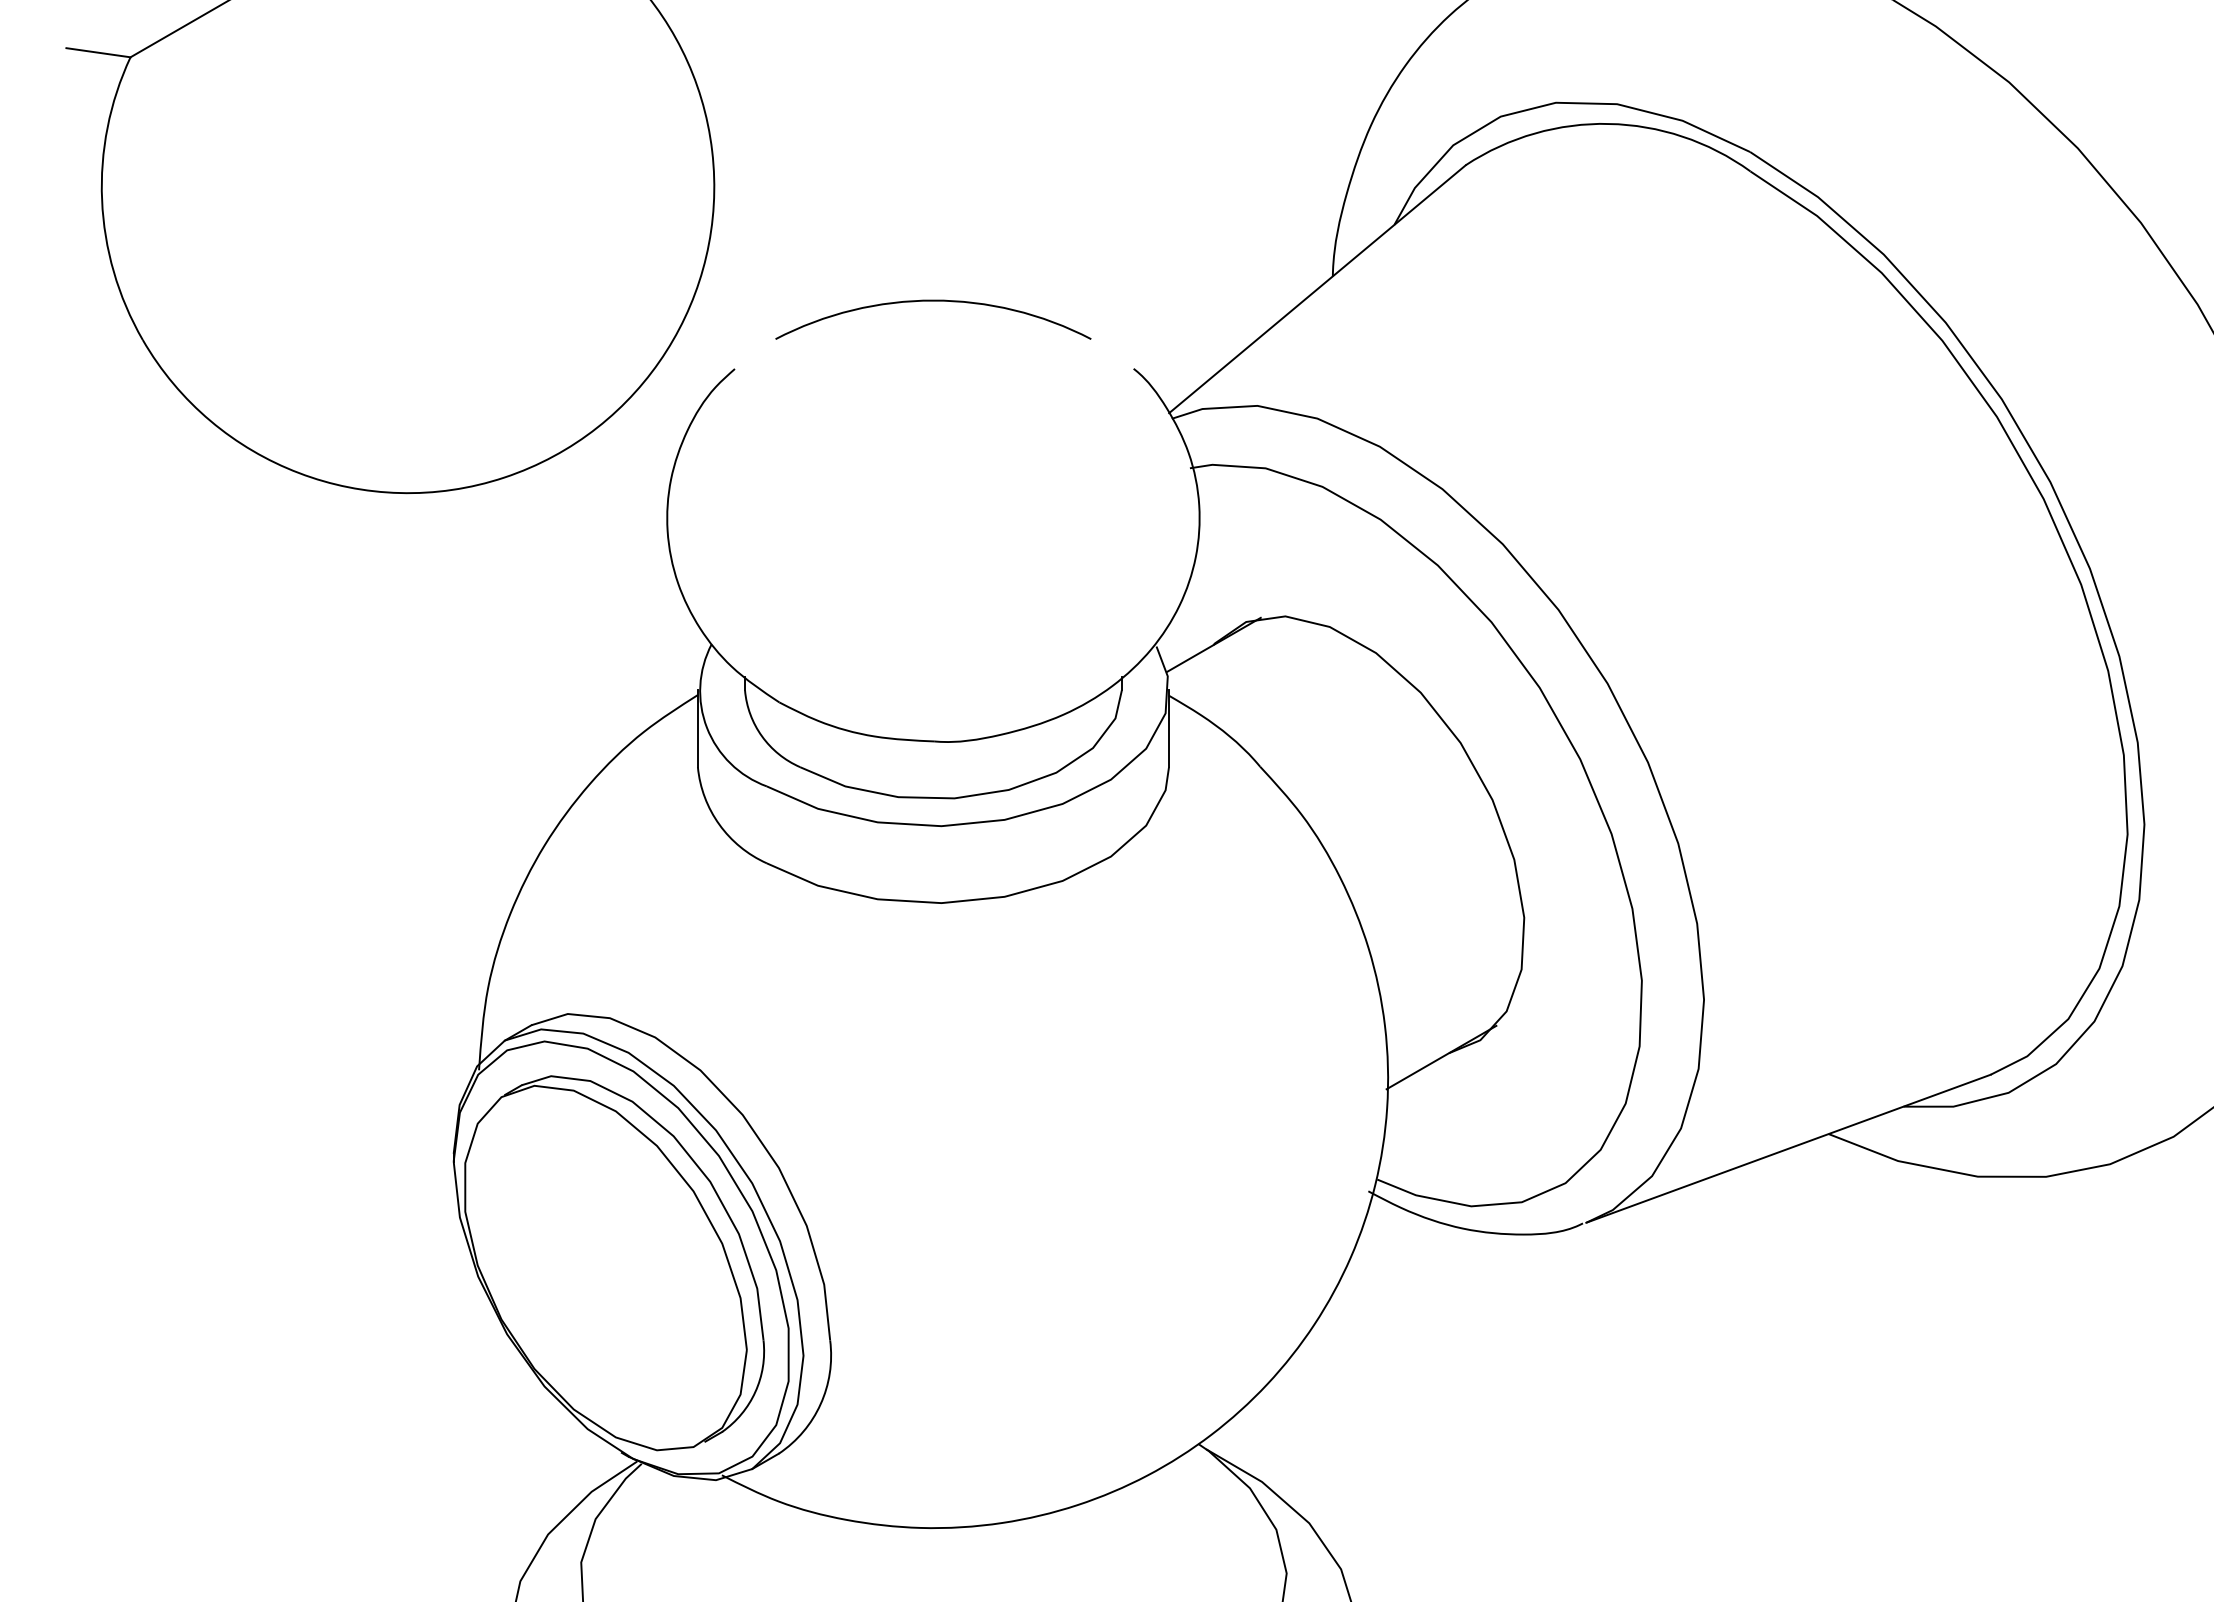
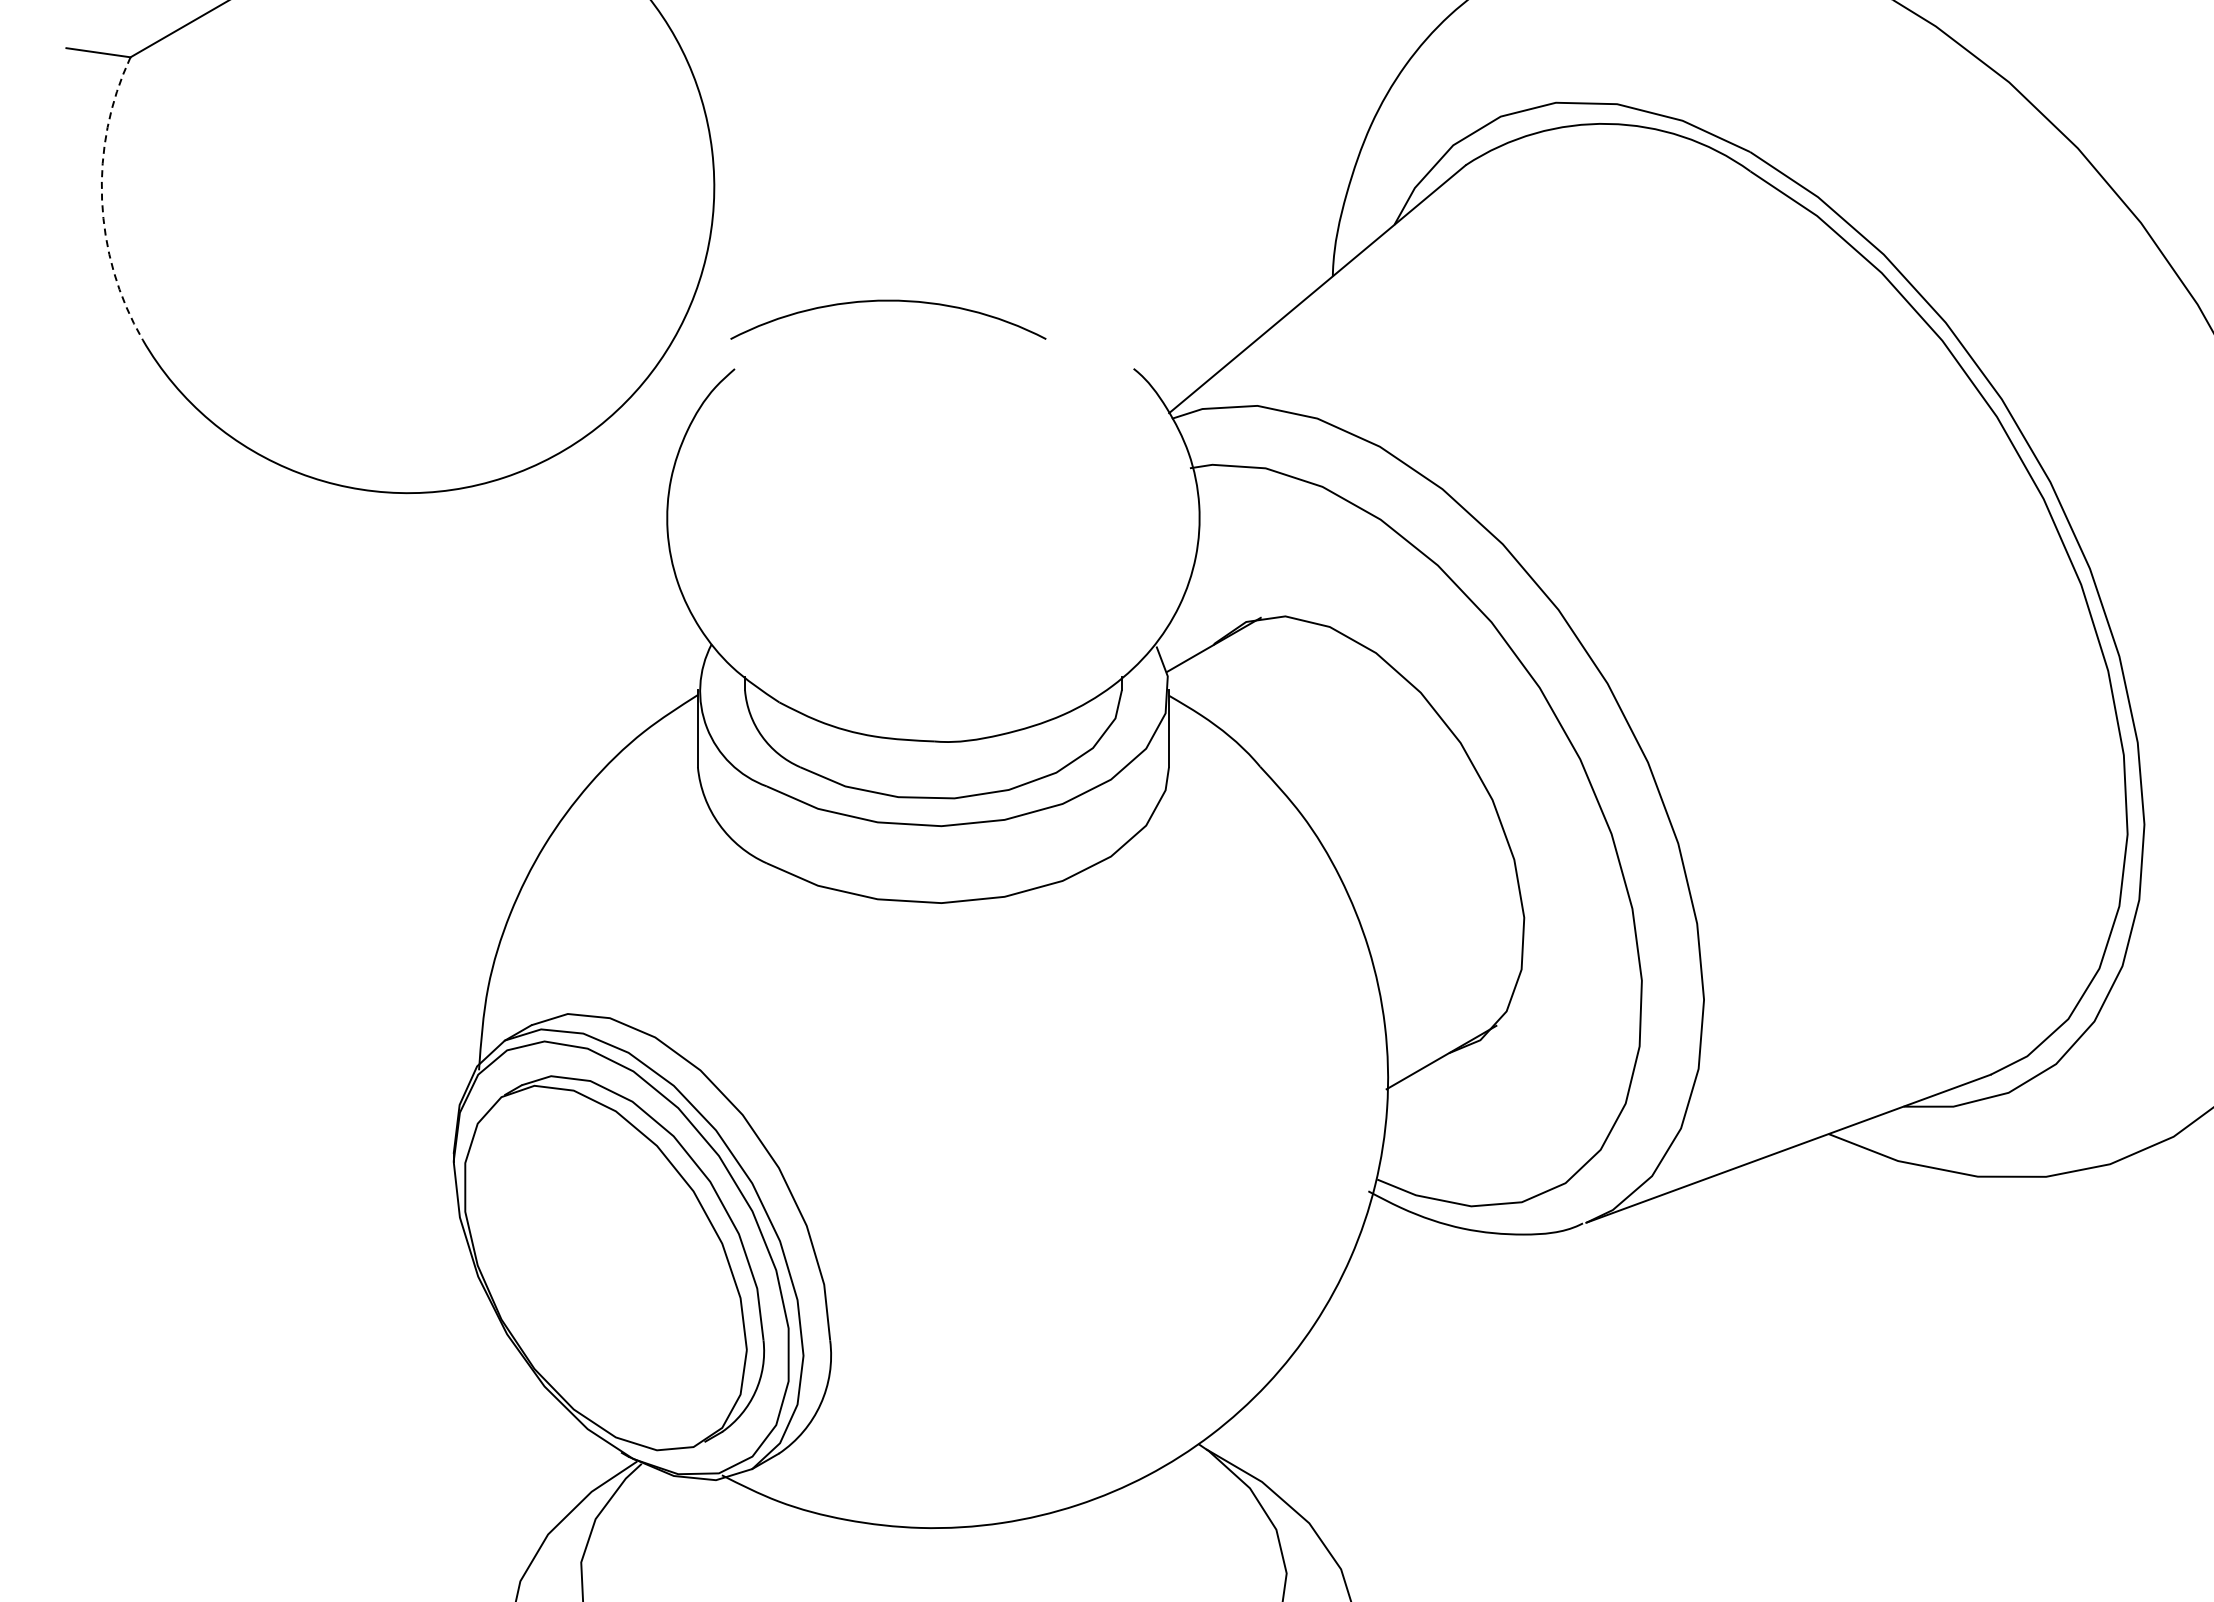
arc: solid -> dashed (102, 200)
arc position: (933, 301) -> (888, 301) (888, 301)
